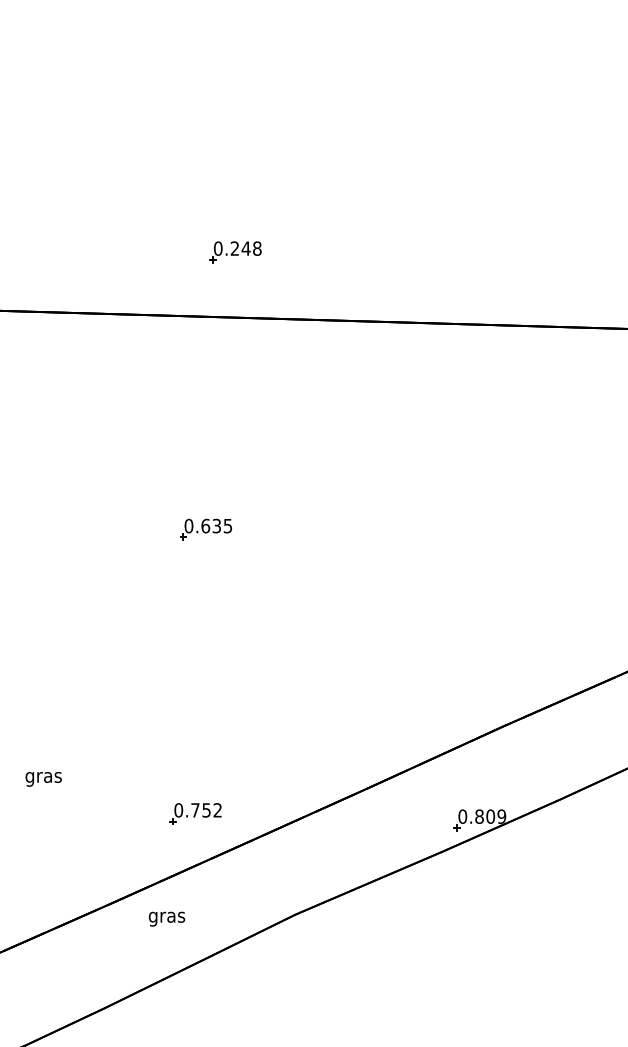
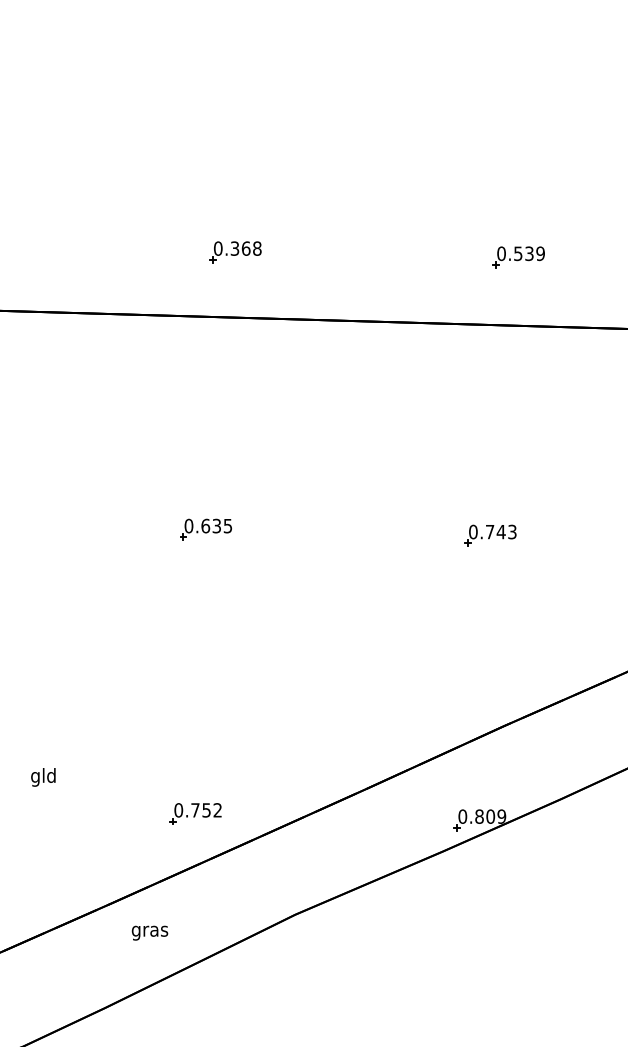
text: 0.248 -> 0.368 (240, 248)
part: none -> present (518, 257)
part: none -> present (490, 535)
text: gras -> gld (43, 777)
text position: (166, 918) -> (149, 932) (149, 932)
